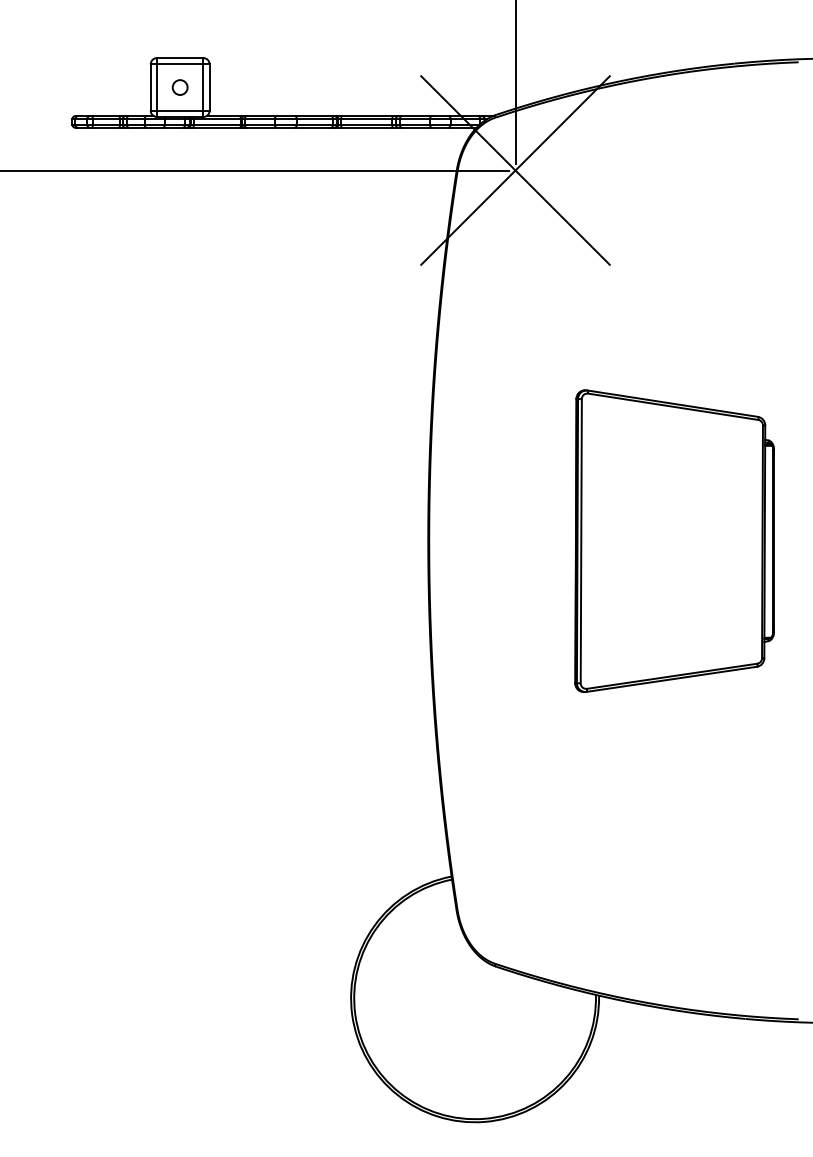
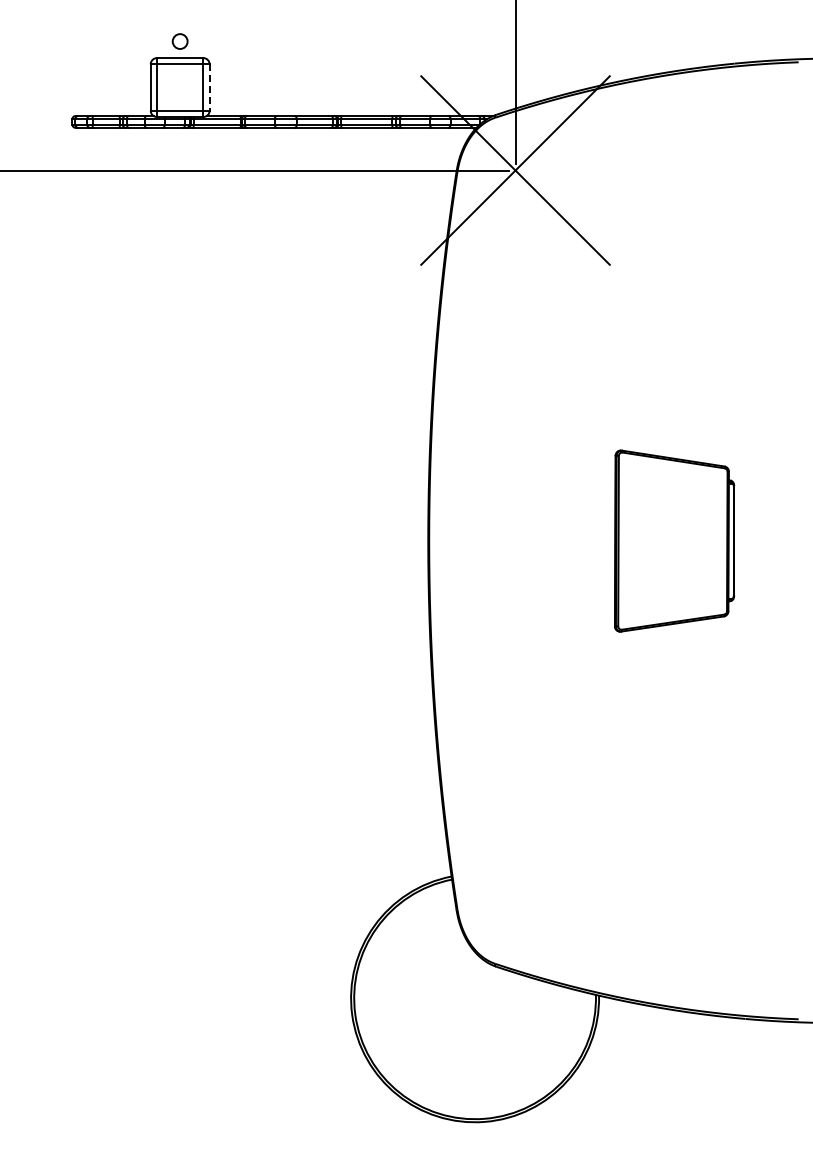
circle position: (179, 87) -> (179, 41) (179, 41)
line: solid -> dashed (209, 88)
part size: 201x304 px -> 122x184 px (674, 540)
